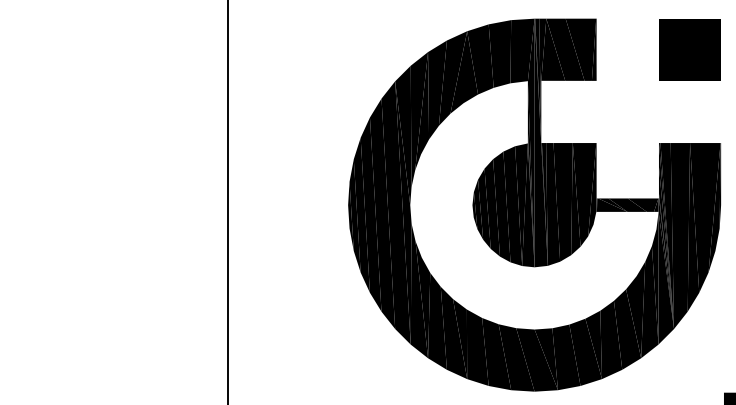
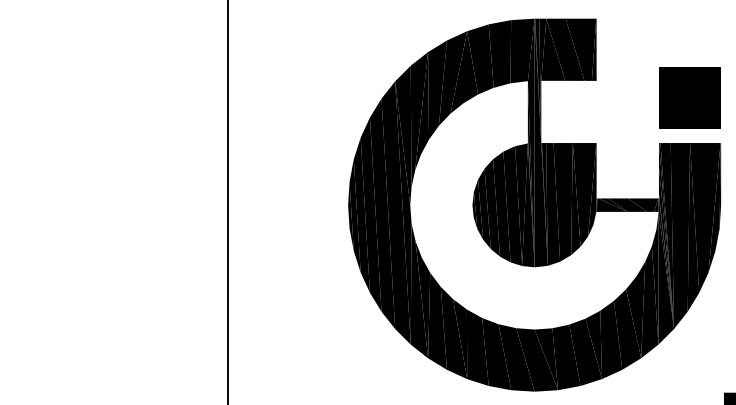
part position: (689, 49) -> (689, 97) (689, 97)
